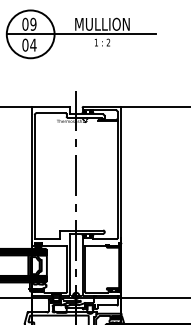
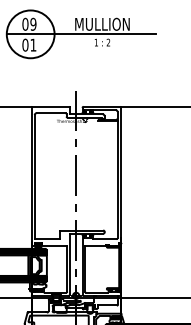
text: 04 -> 01 (33, 44)
